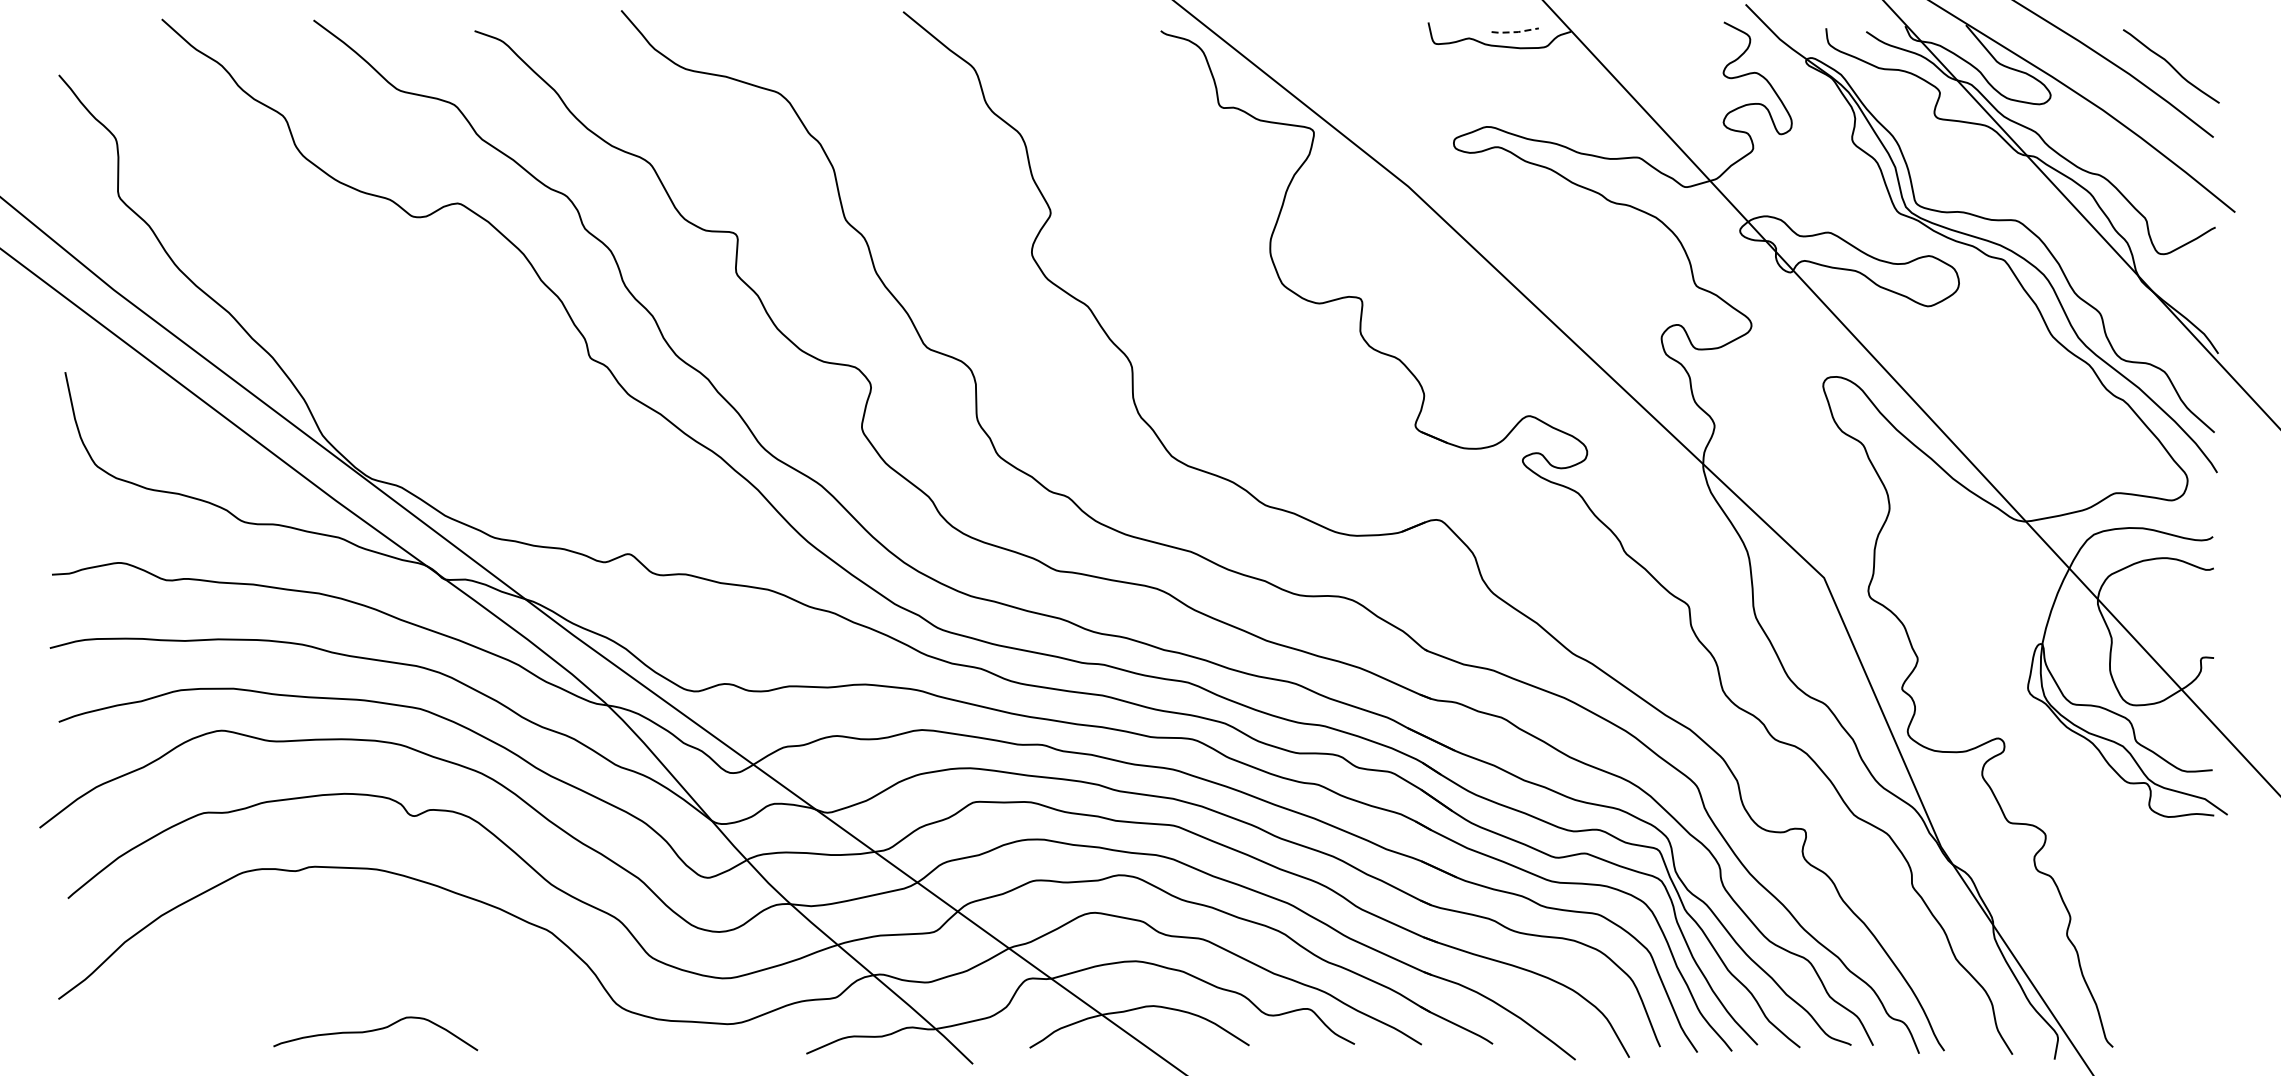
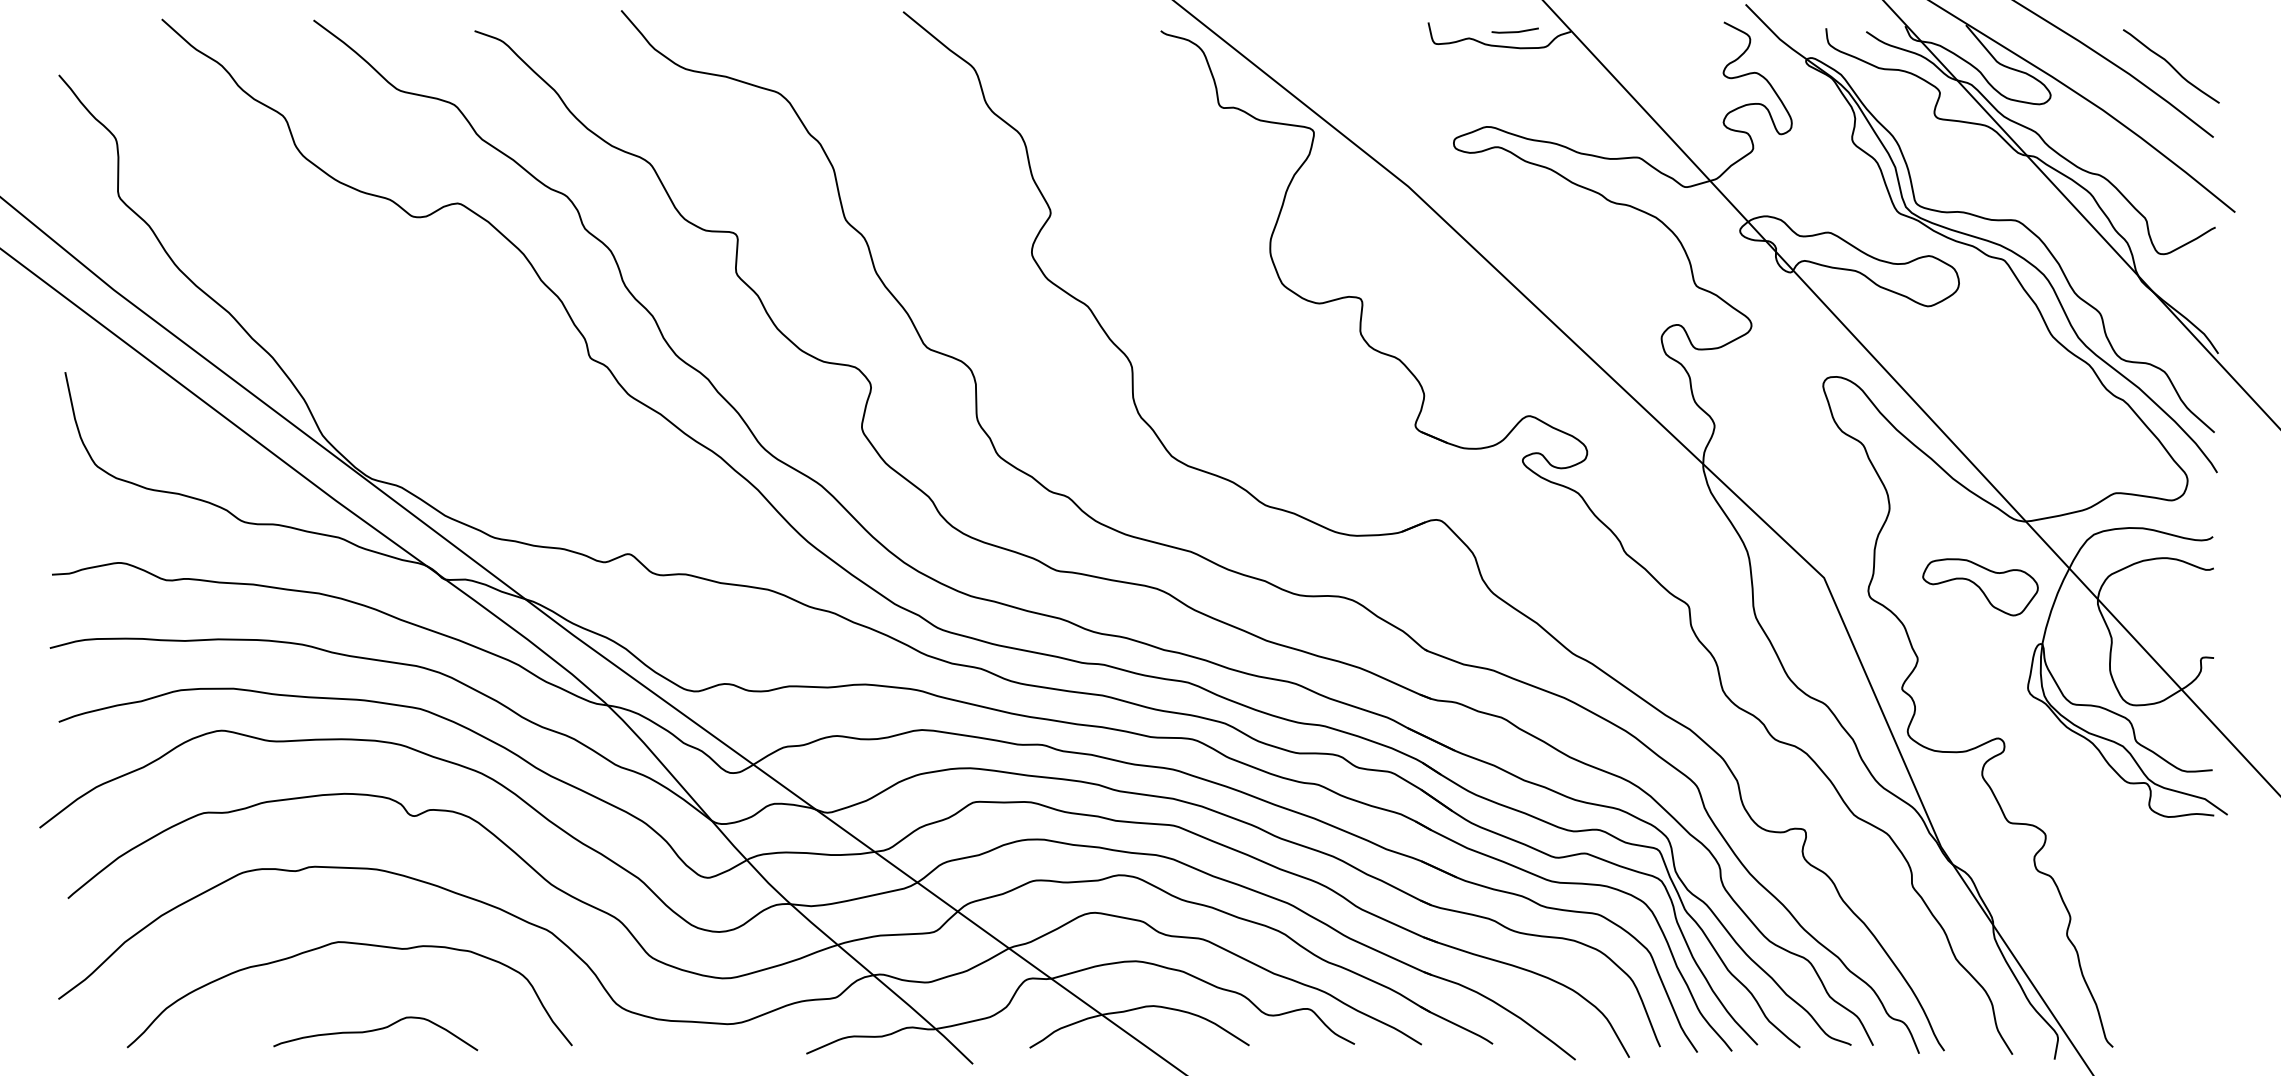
line: dashed -> solid (1515, 32)
part: none -> present (1980, 587)
curve: none -> present (353, 944)
